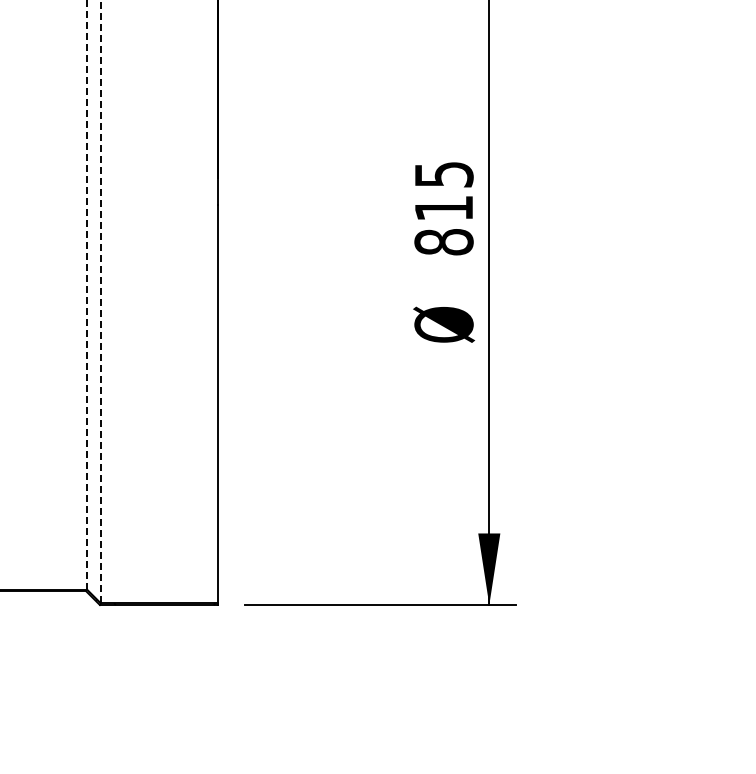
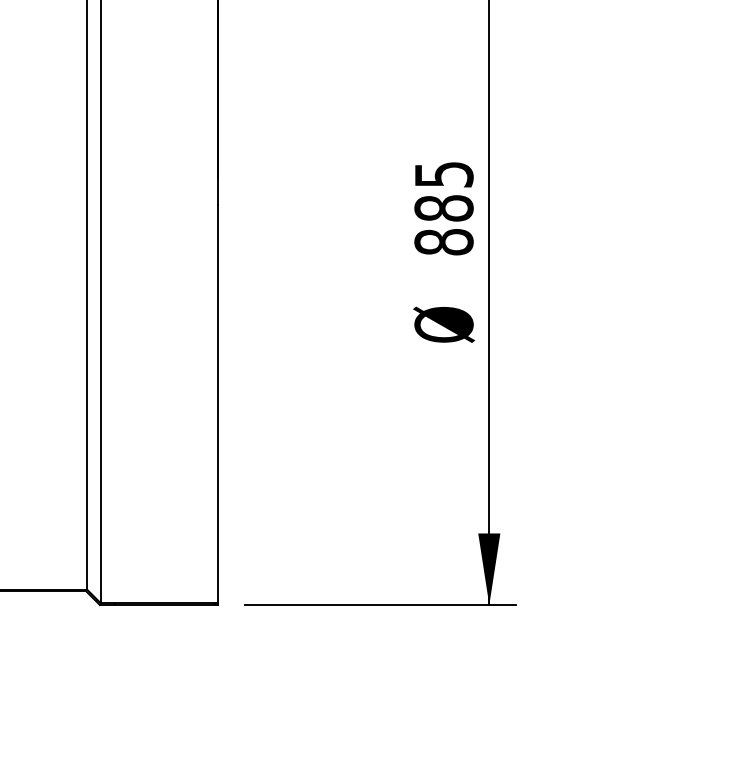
text: 815 -> 885 (443, 208)
line: dashed -> solid (87, 294)
line: dashed -> solid (100, 301)
